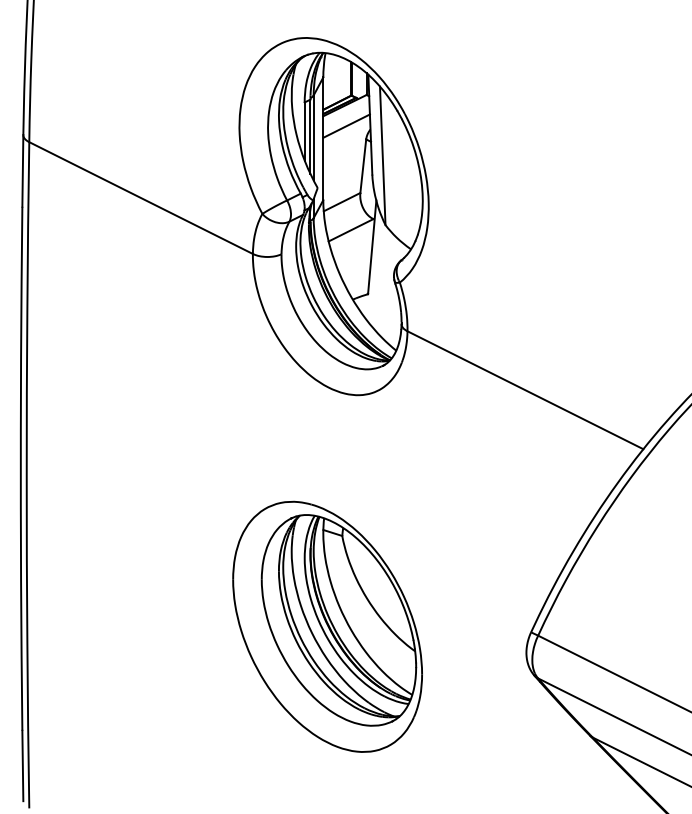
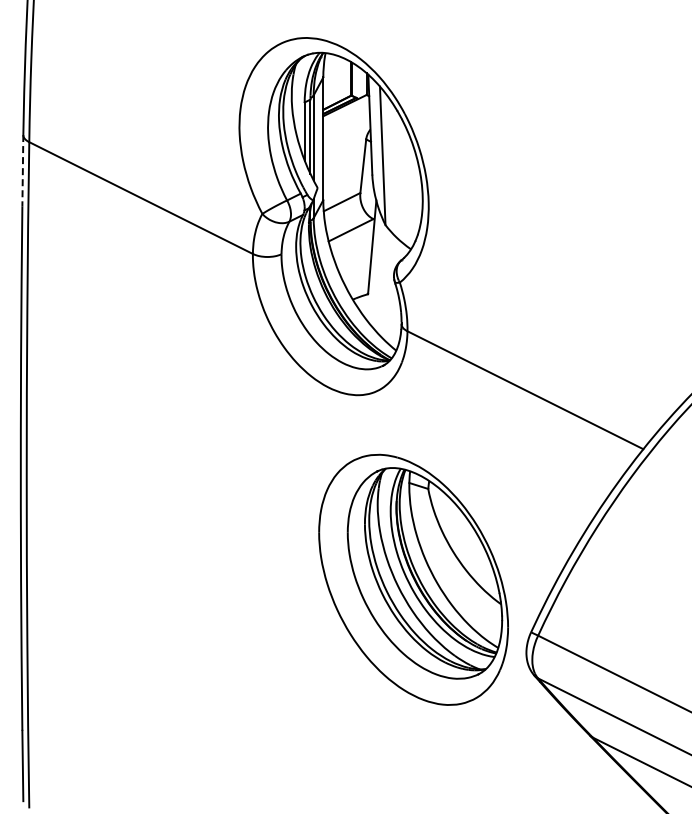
line: present -> none (346, 125)
line: solid -> dashed (22, 170)
part position: (327, 626) -> (413, 579) (413, 579)
